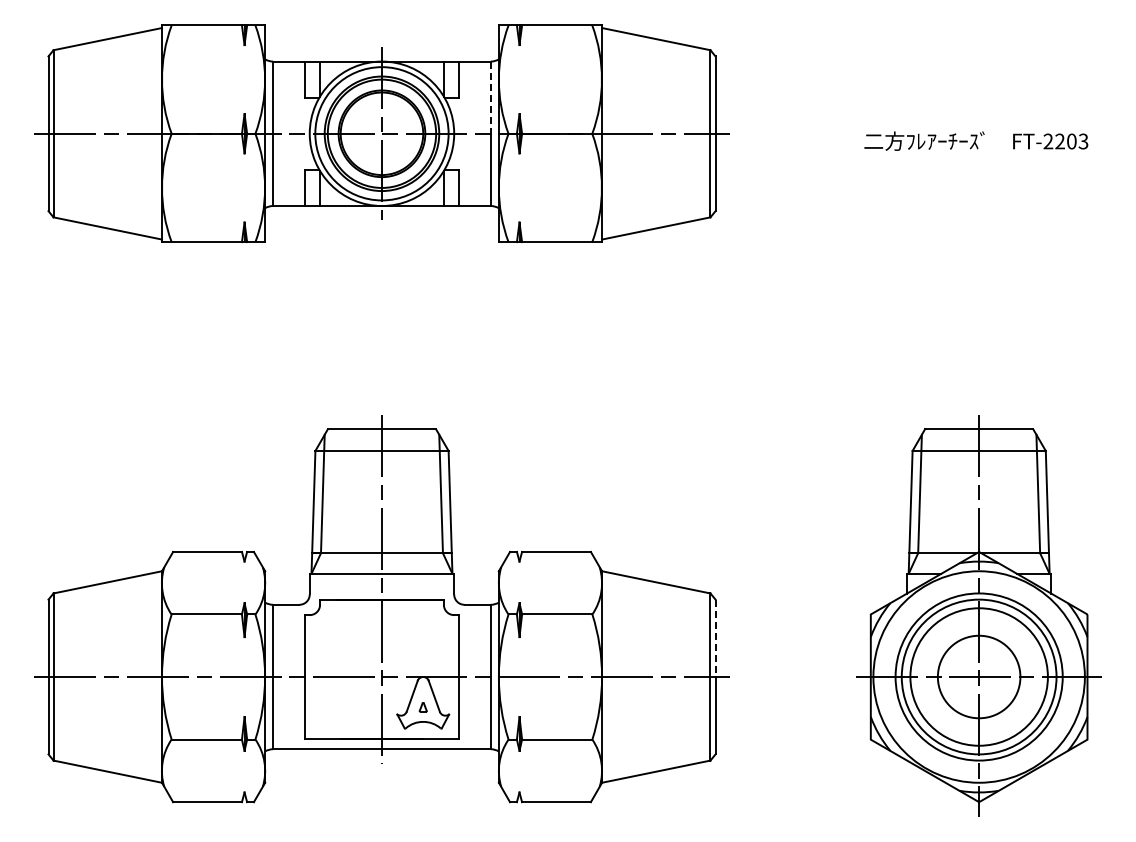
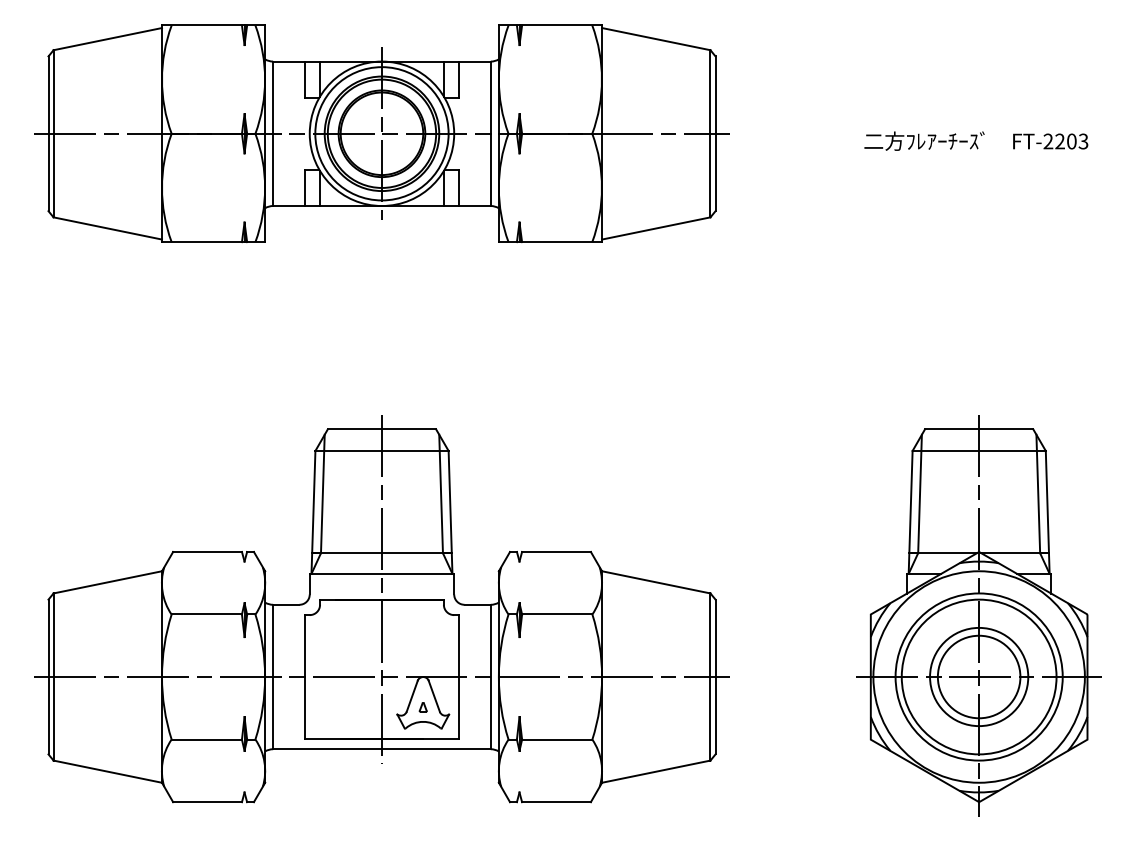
line: dashed -> solid (490, 98)
line: dashed -> solid (715, 638)
circle diameter: 138 px -> 98 px (979, 676)
